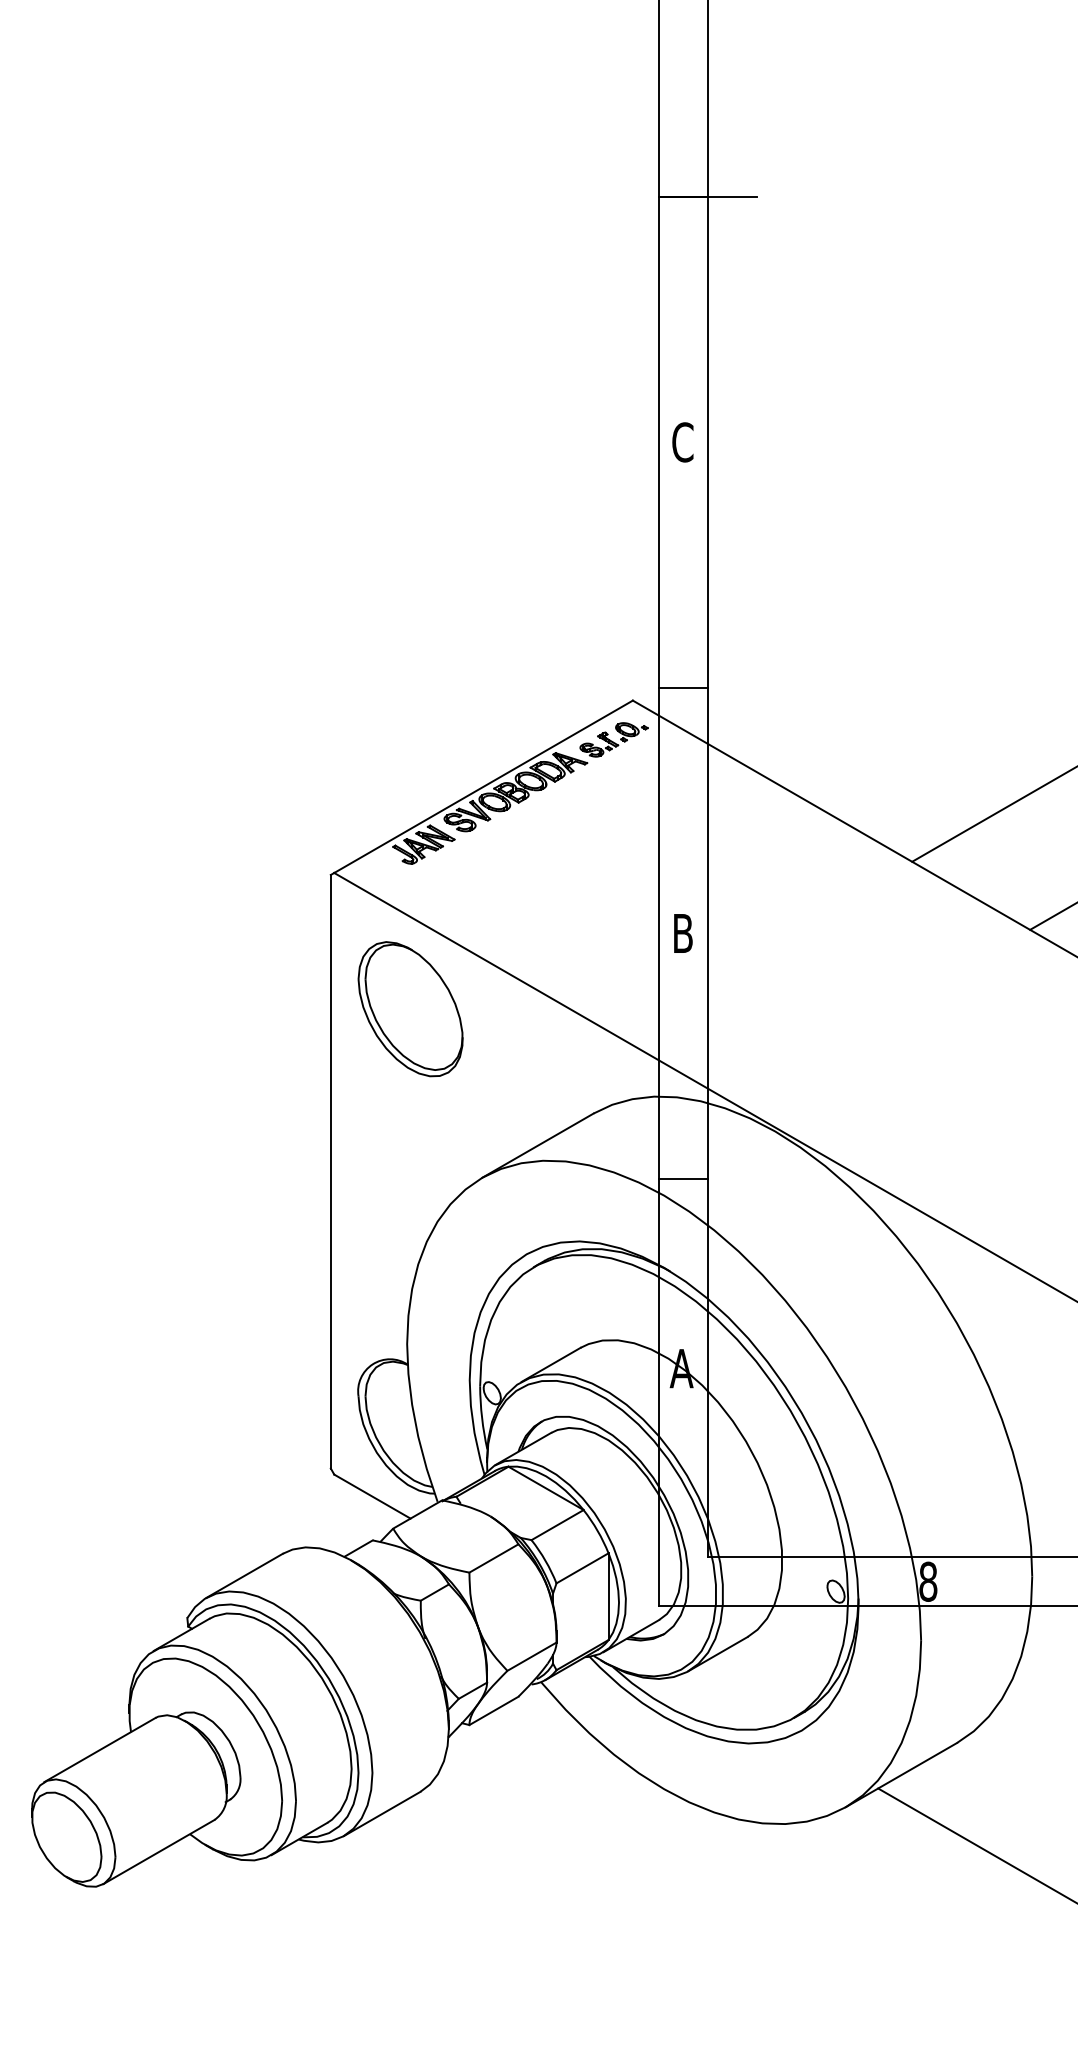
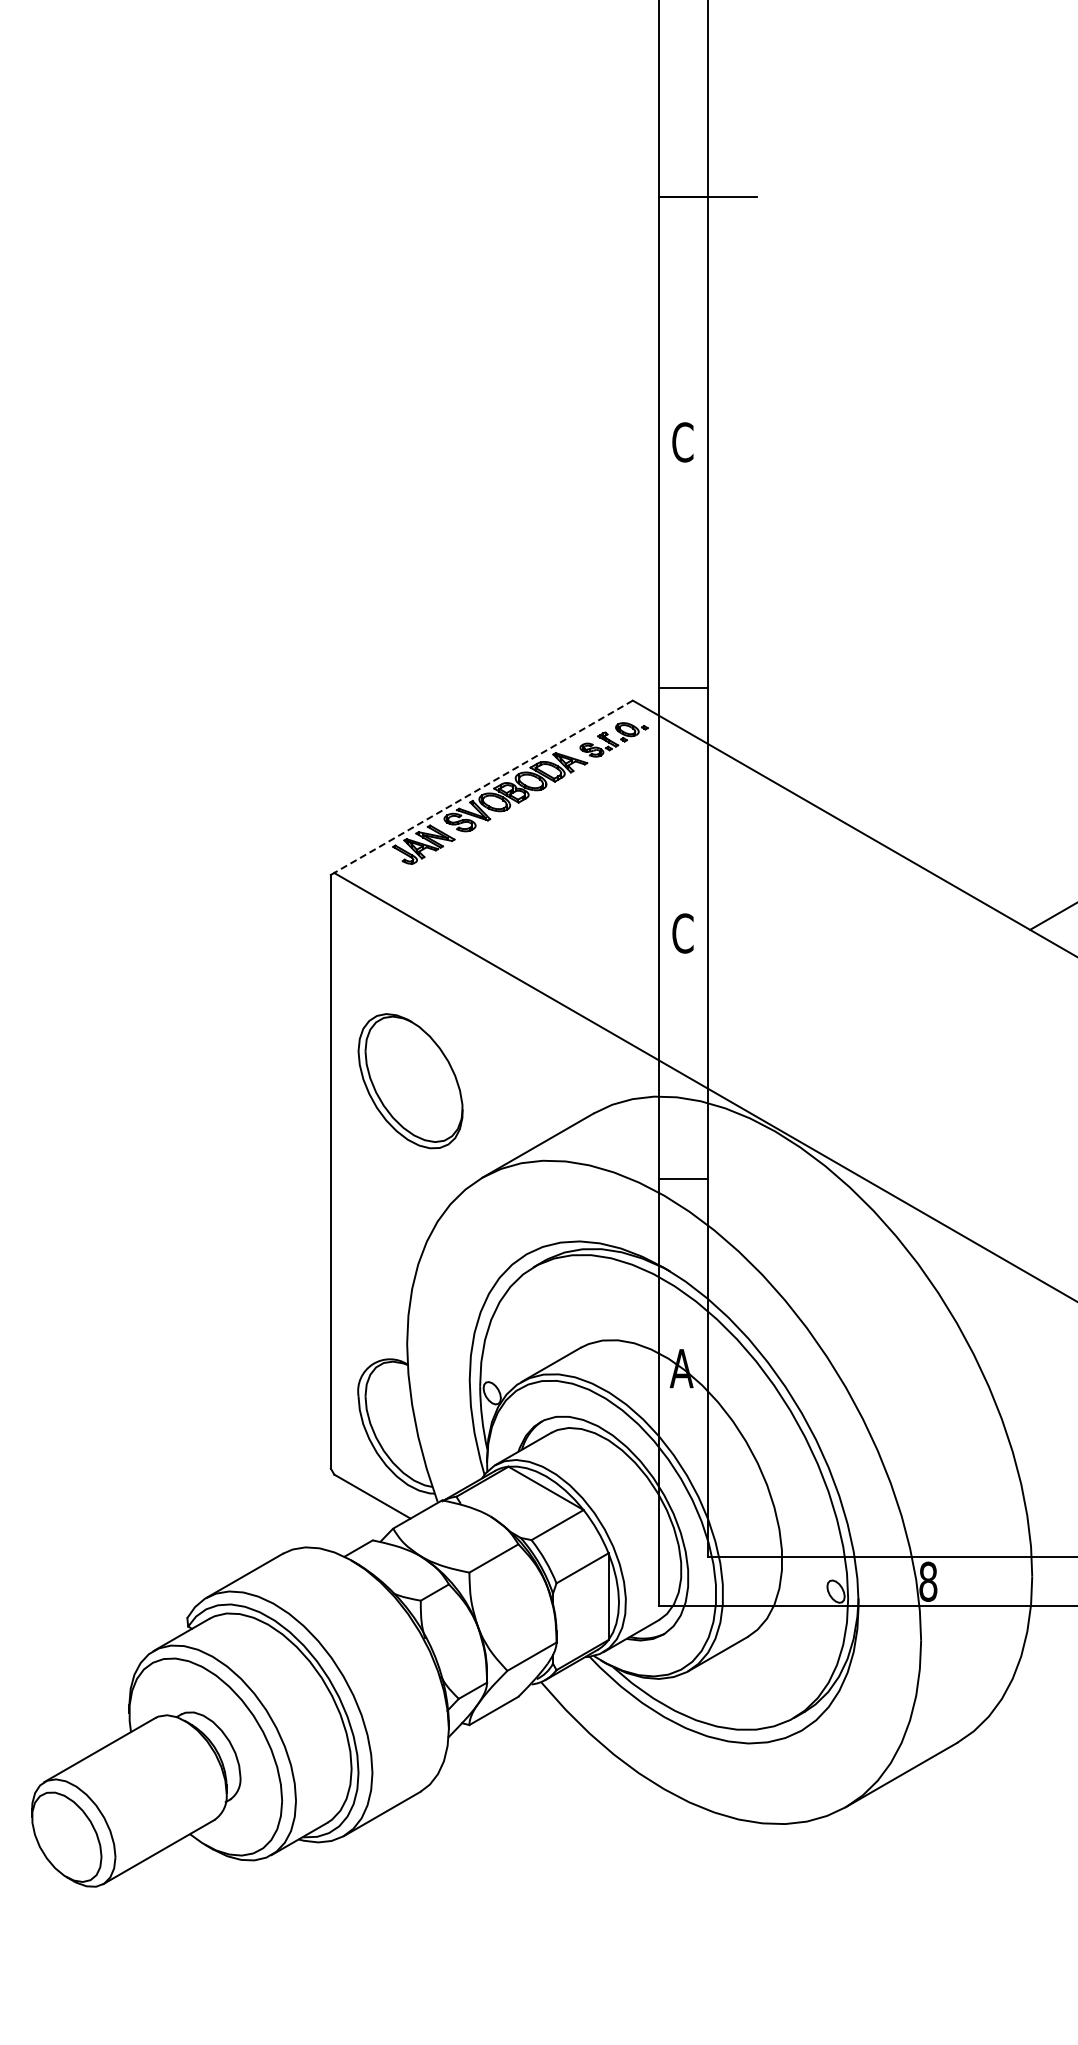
line: solid -> dashed (483, 787)
line: present -> none (993, 814)
text: B -> C (682, 933)
part position: (410, 1009) -> (410, 1081) (410, 1081)
line: present -> none (976, 1844)
